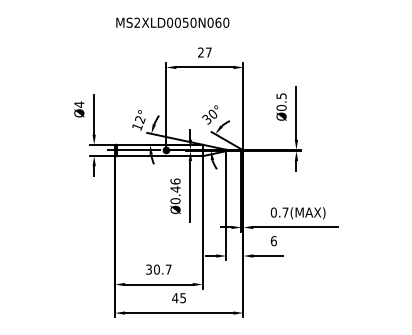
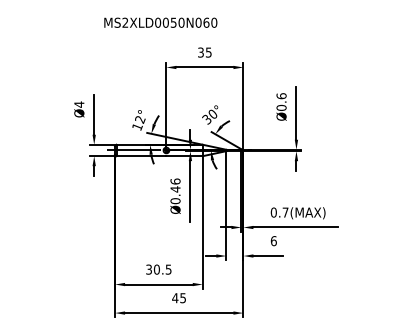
text position: (172, 22) -> (160, 22) (160, 22)
text: 27 -> 35 (204, 52)
text: Ø0.5 -> Ø0.6 (281, 96)
text: 30.7 -> 30.5 (168, 269)
